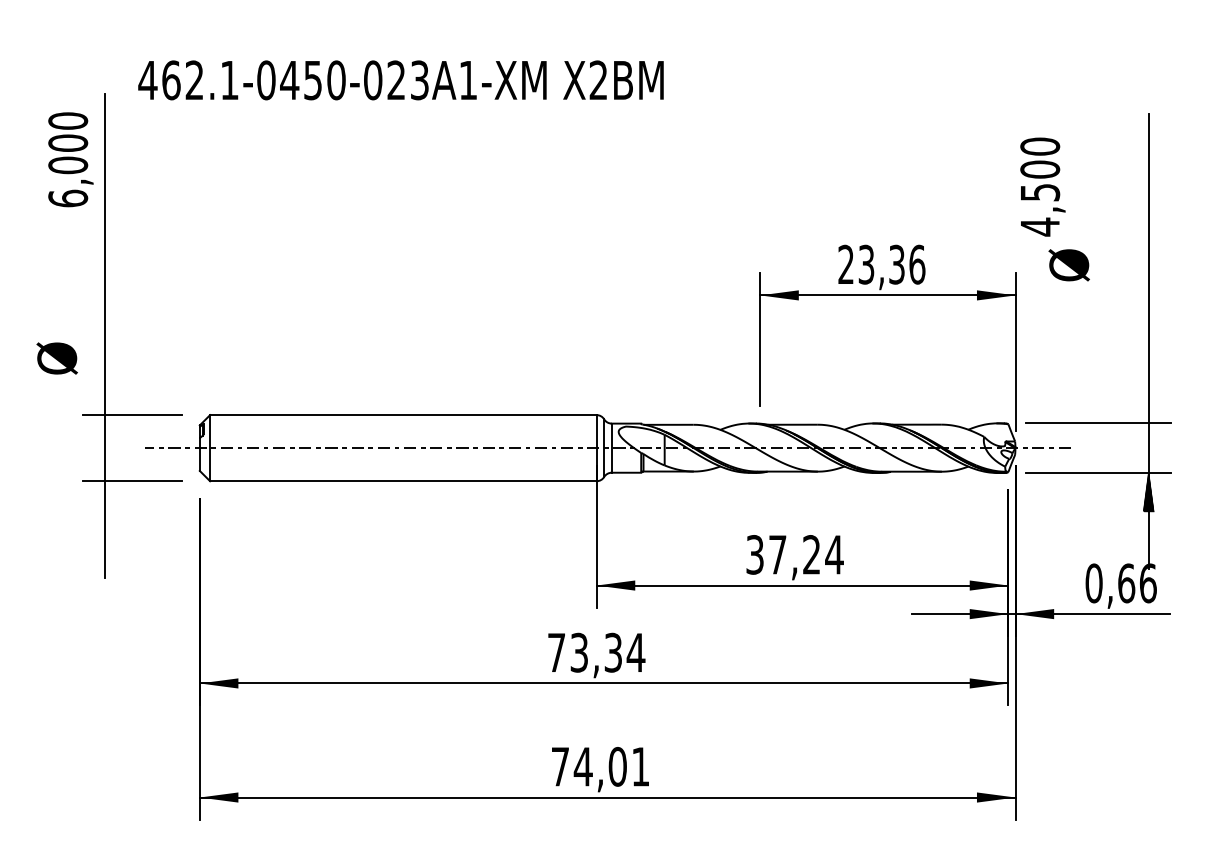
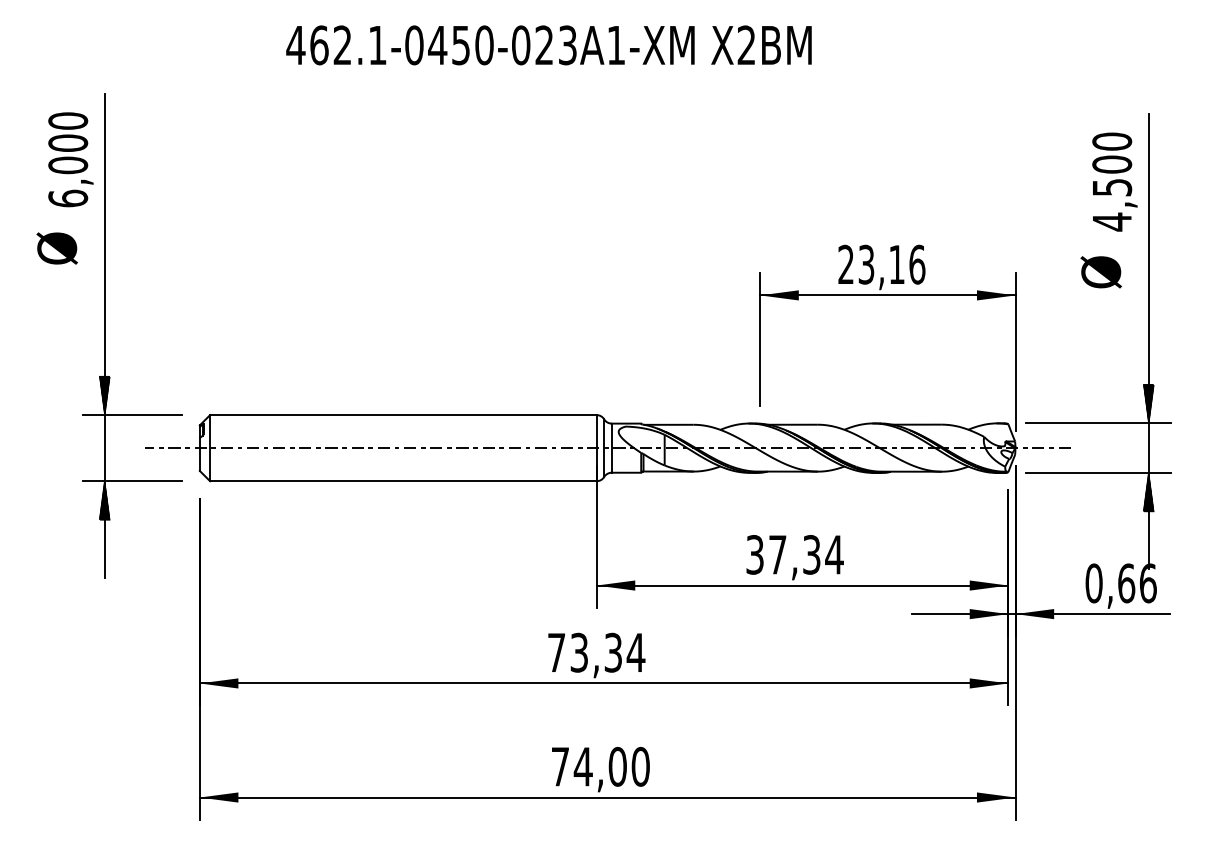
text position: (400, 80) -> (548, 45) (548, 45)
text position: (1042, 186) -> (1114, 181) (1114, 181)
text: 23,36 -> 23,16 (896, 264)
text position: (1068, 265) -> (1100, 272) (1100, 272)
text position: (56, 358) -> (56, 248) (56, 248)
hatch: none -> present (104, 395)
hatch: none -> present (1148, 403)
hatch: none -> present (104, 500)
text: 37,24 -> 37,34 (811, 554)
text: 74,01 -> 74,00 (640, 766)
